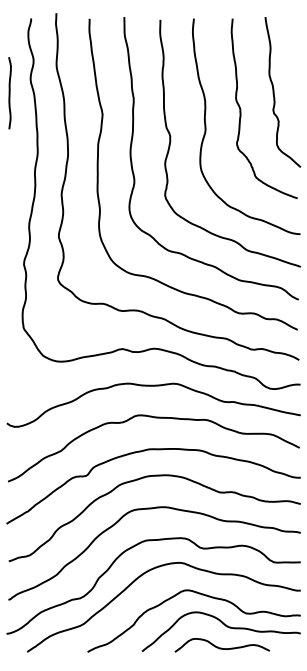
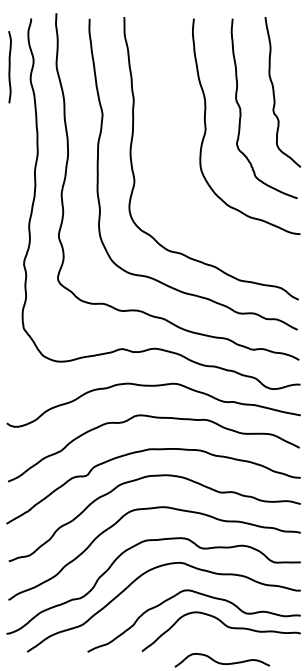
line position: (9, 93) -> (9, 67) (9, 67)
curve: present -> none (171, 141)
curve position: (221, 647) -> (221, 662) (221, 662)
